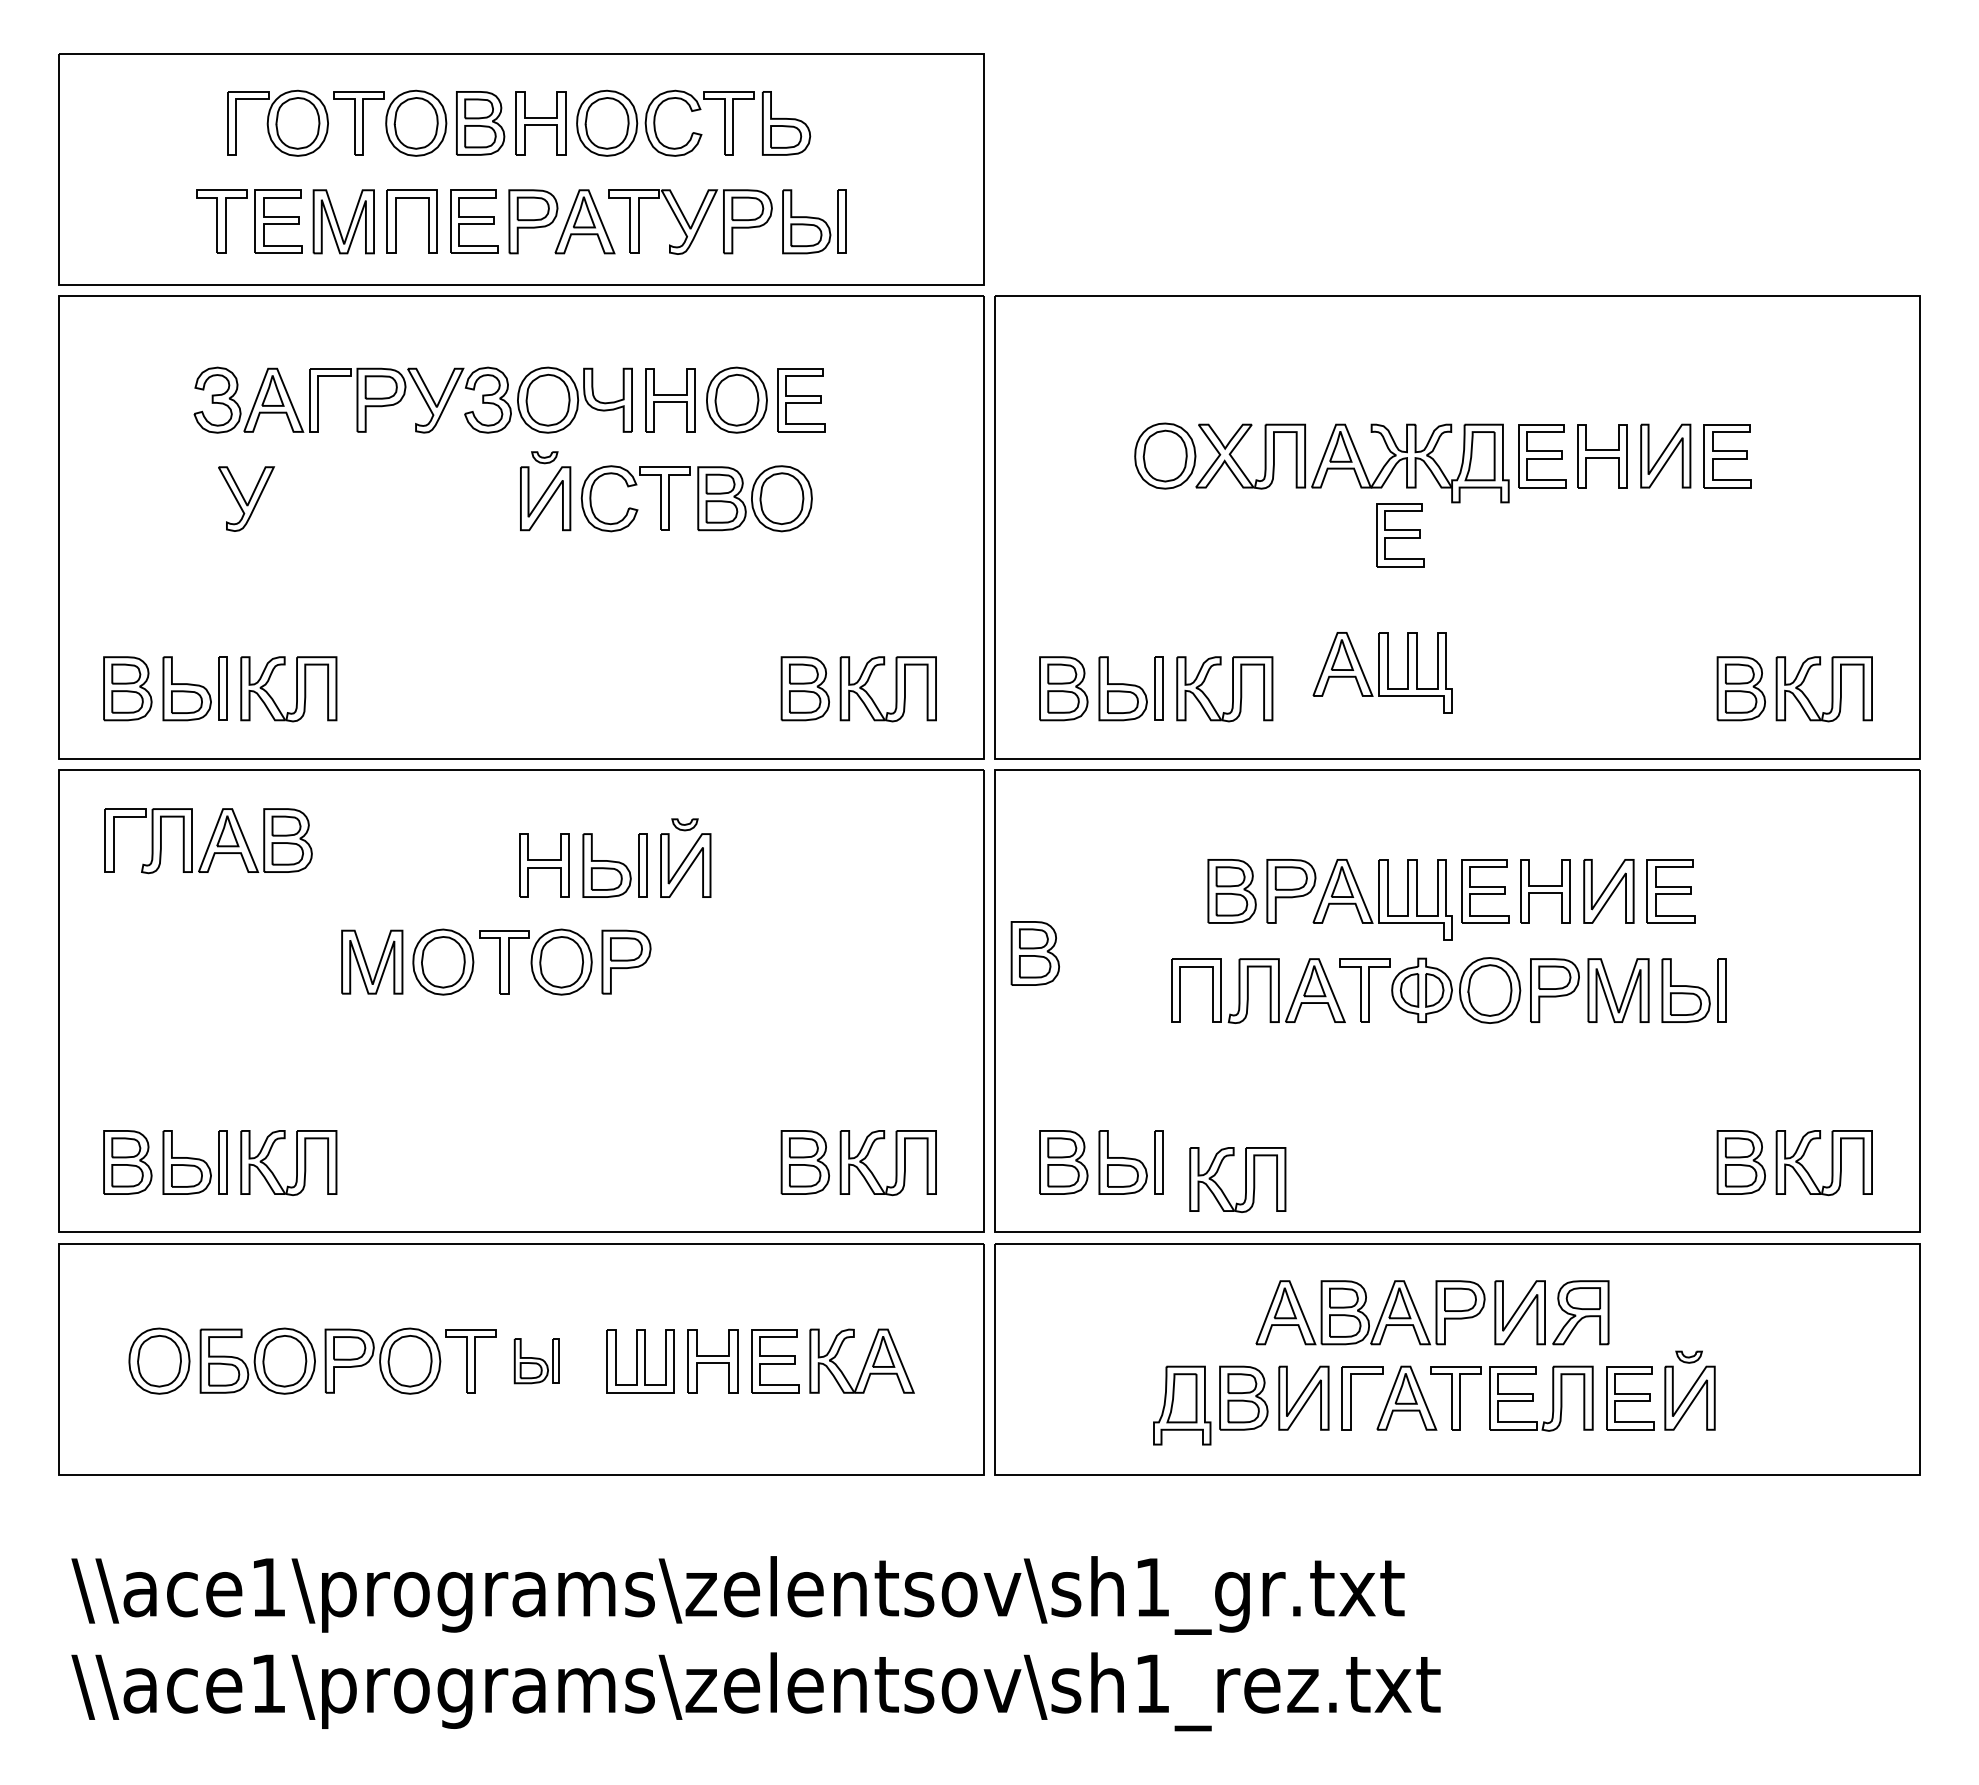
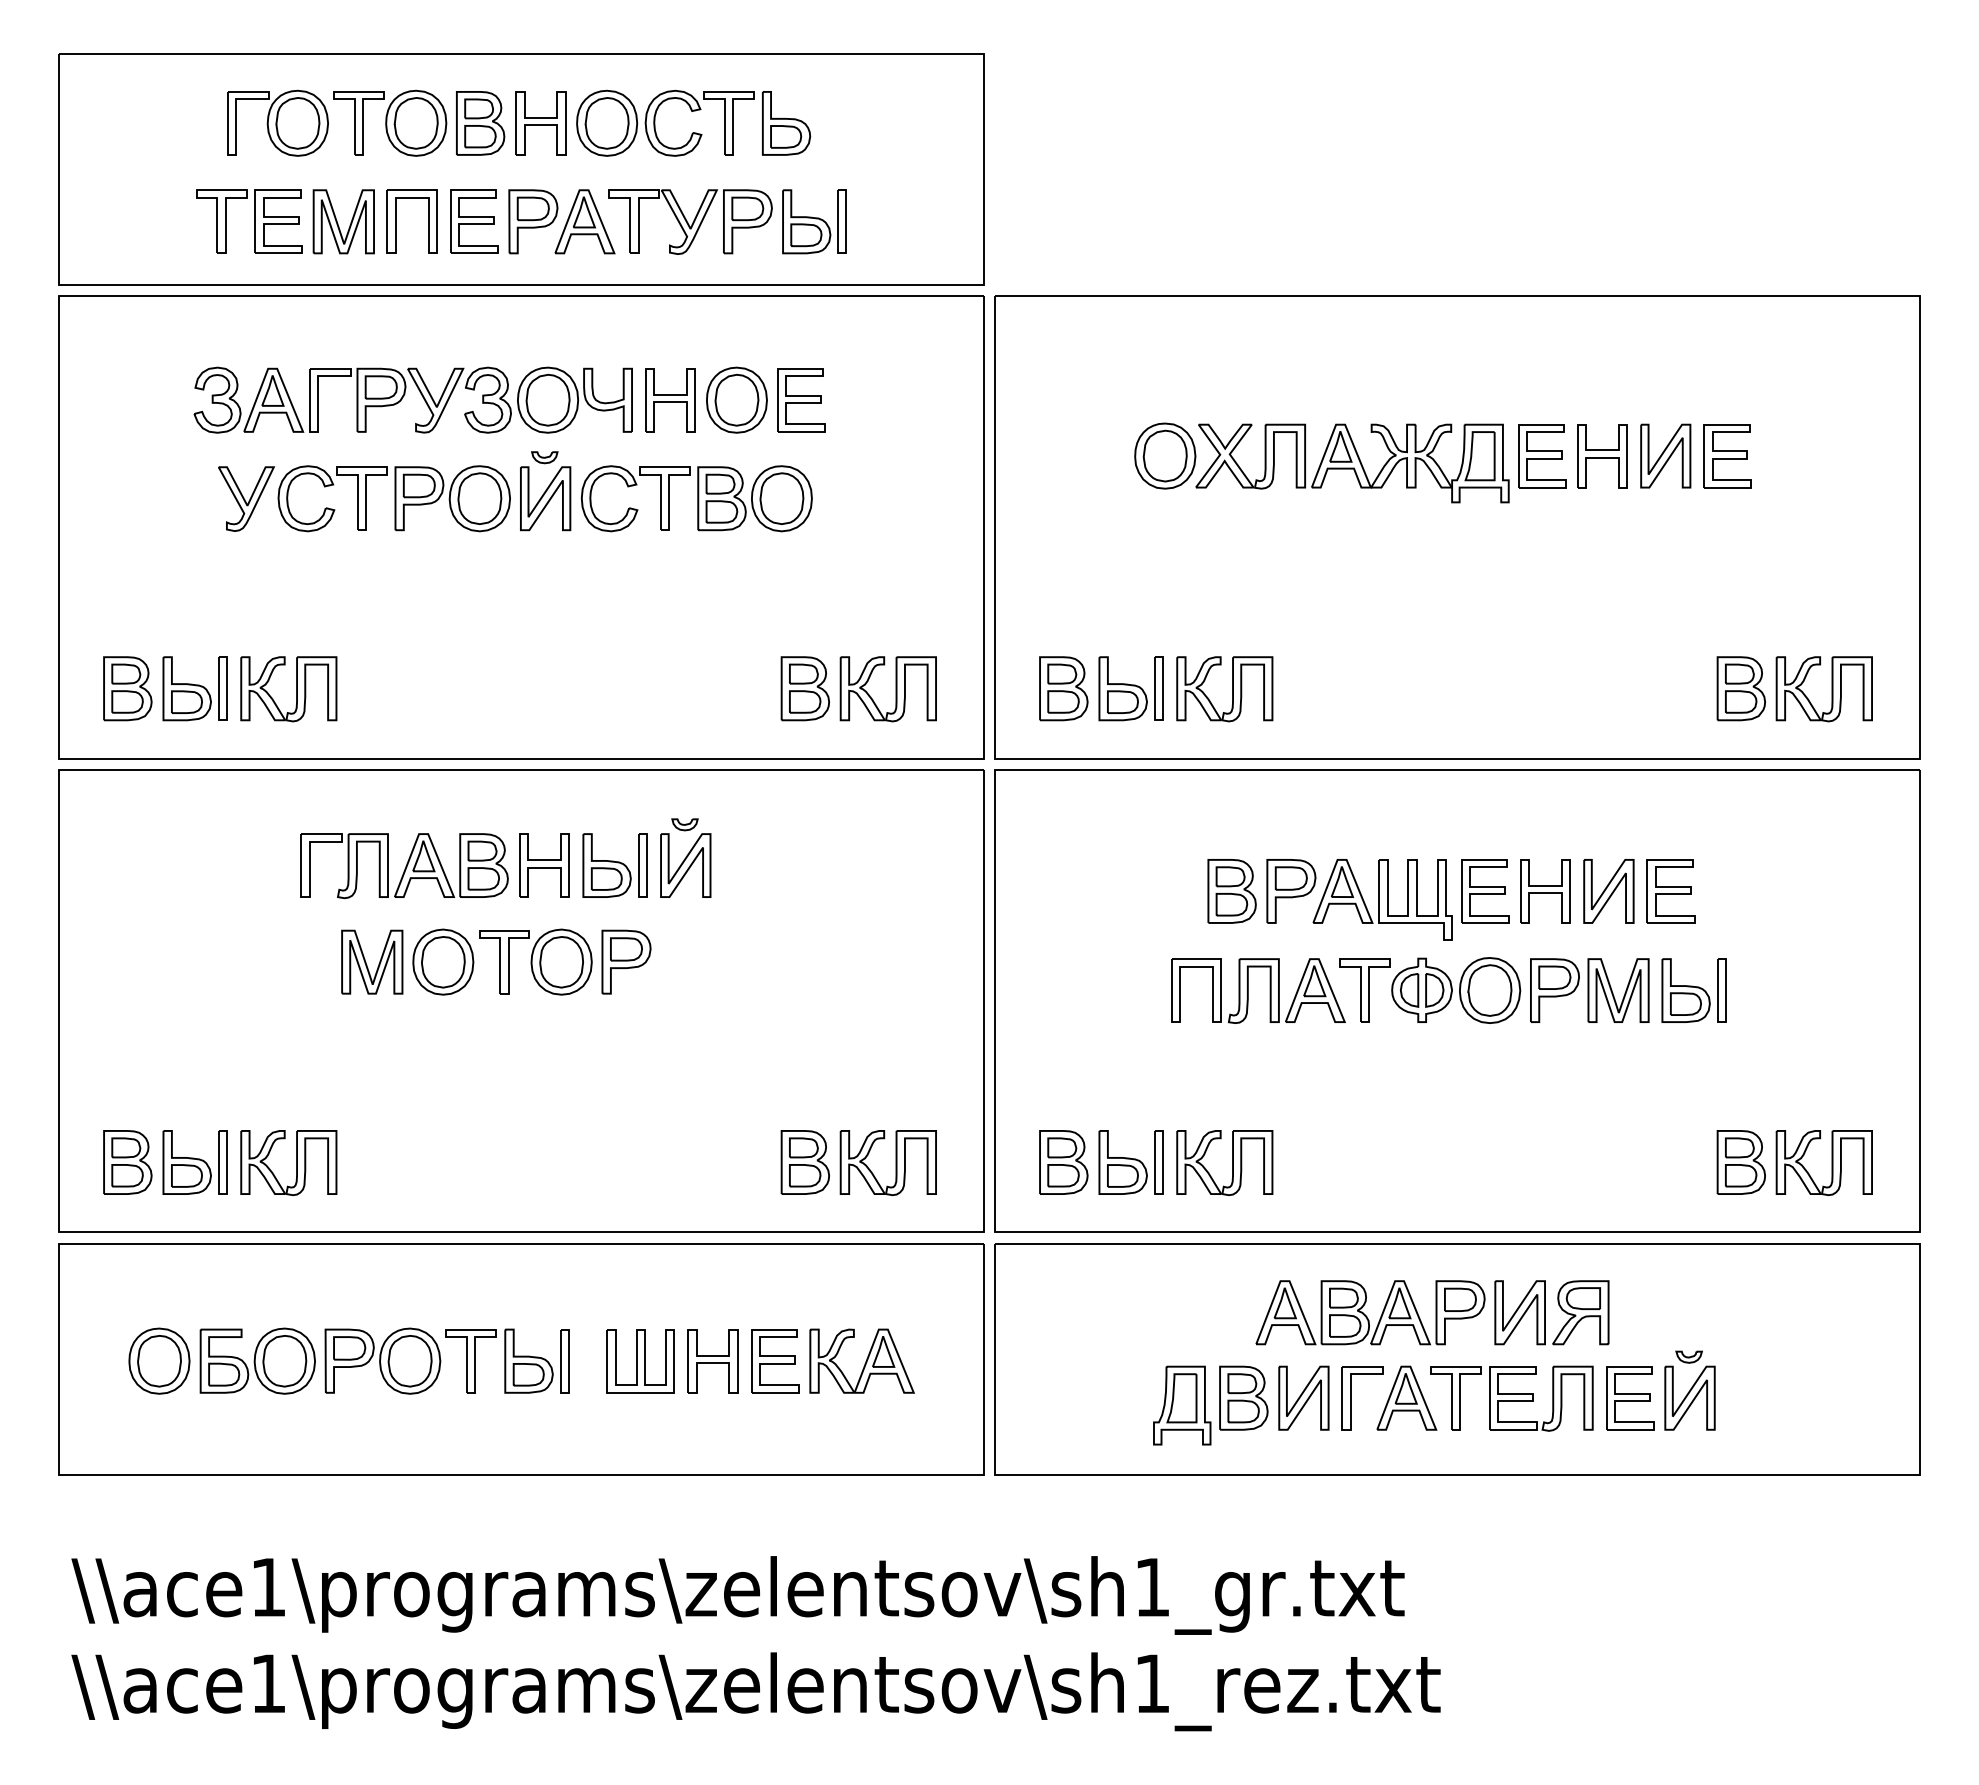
part: none -> present (393, 498)
part: present -> none (1400, 535)
part: present -> none (1382, 672)
part position: (208, 841) -> (404, 866) (404, 866)
part: present -> none (1034, 953)
part position: (1245, 1179) -> (1232, 1162) (1232, 1162)
part size: 47x47 px -> 66x66 px (536, 1360)
